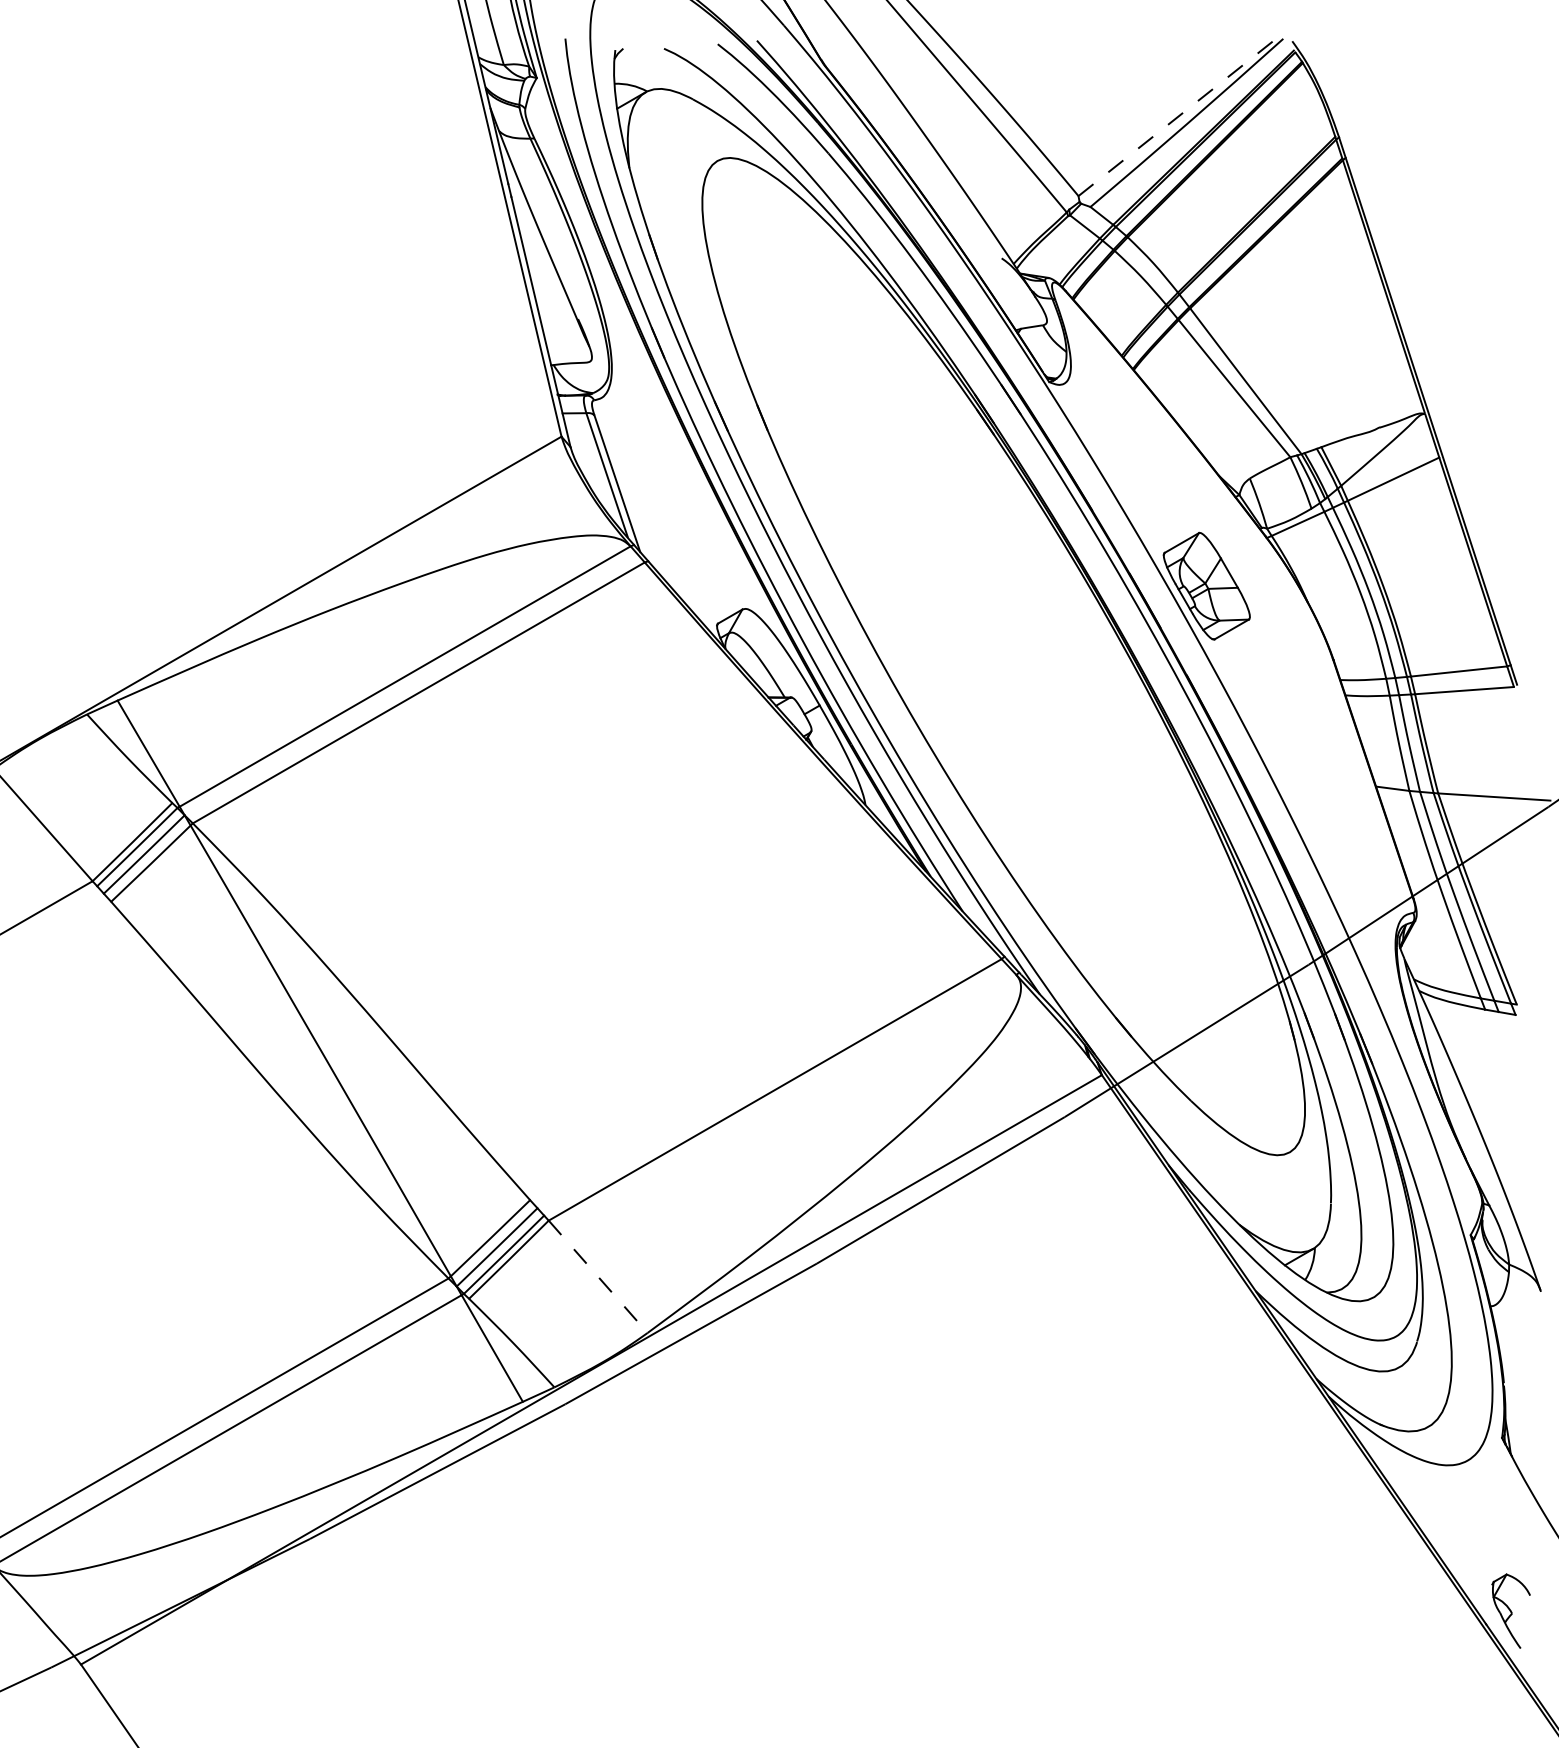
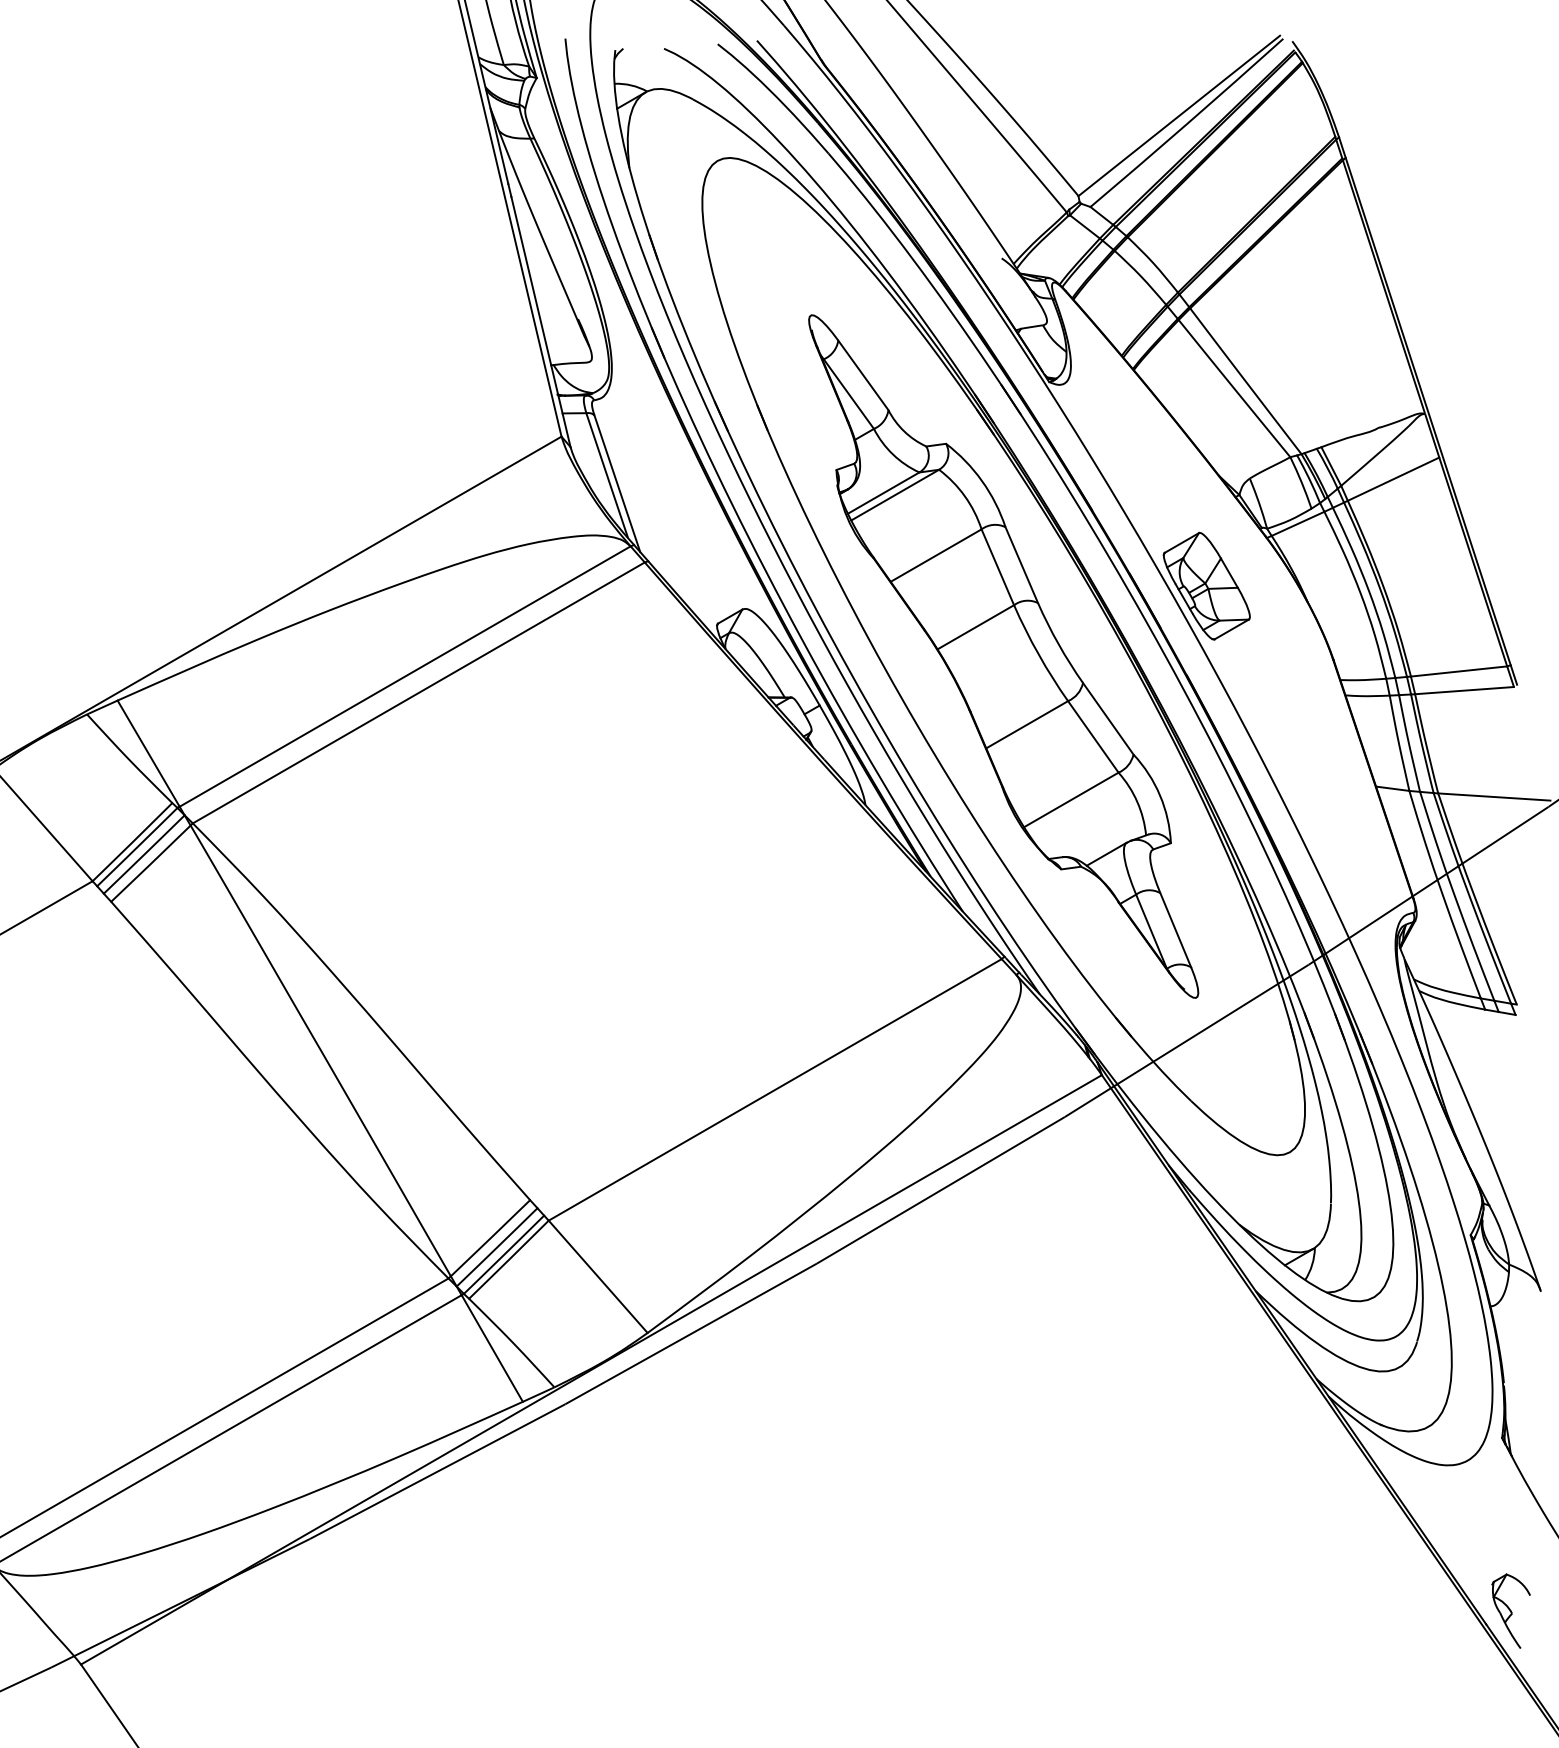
line: dashed -> solid (1179, 115)
part: none -> present (1003, 656)
line: dashed -> solid (598, 1276)
